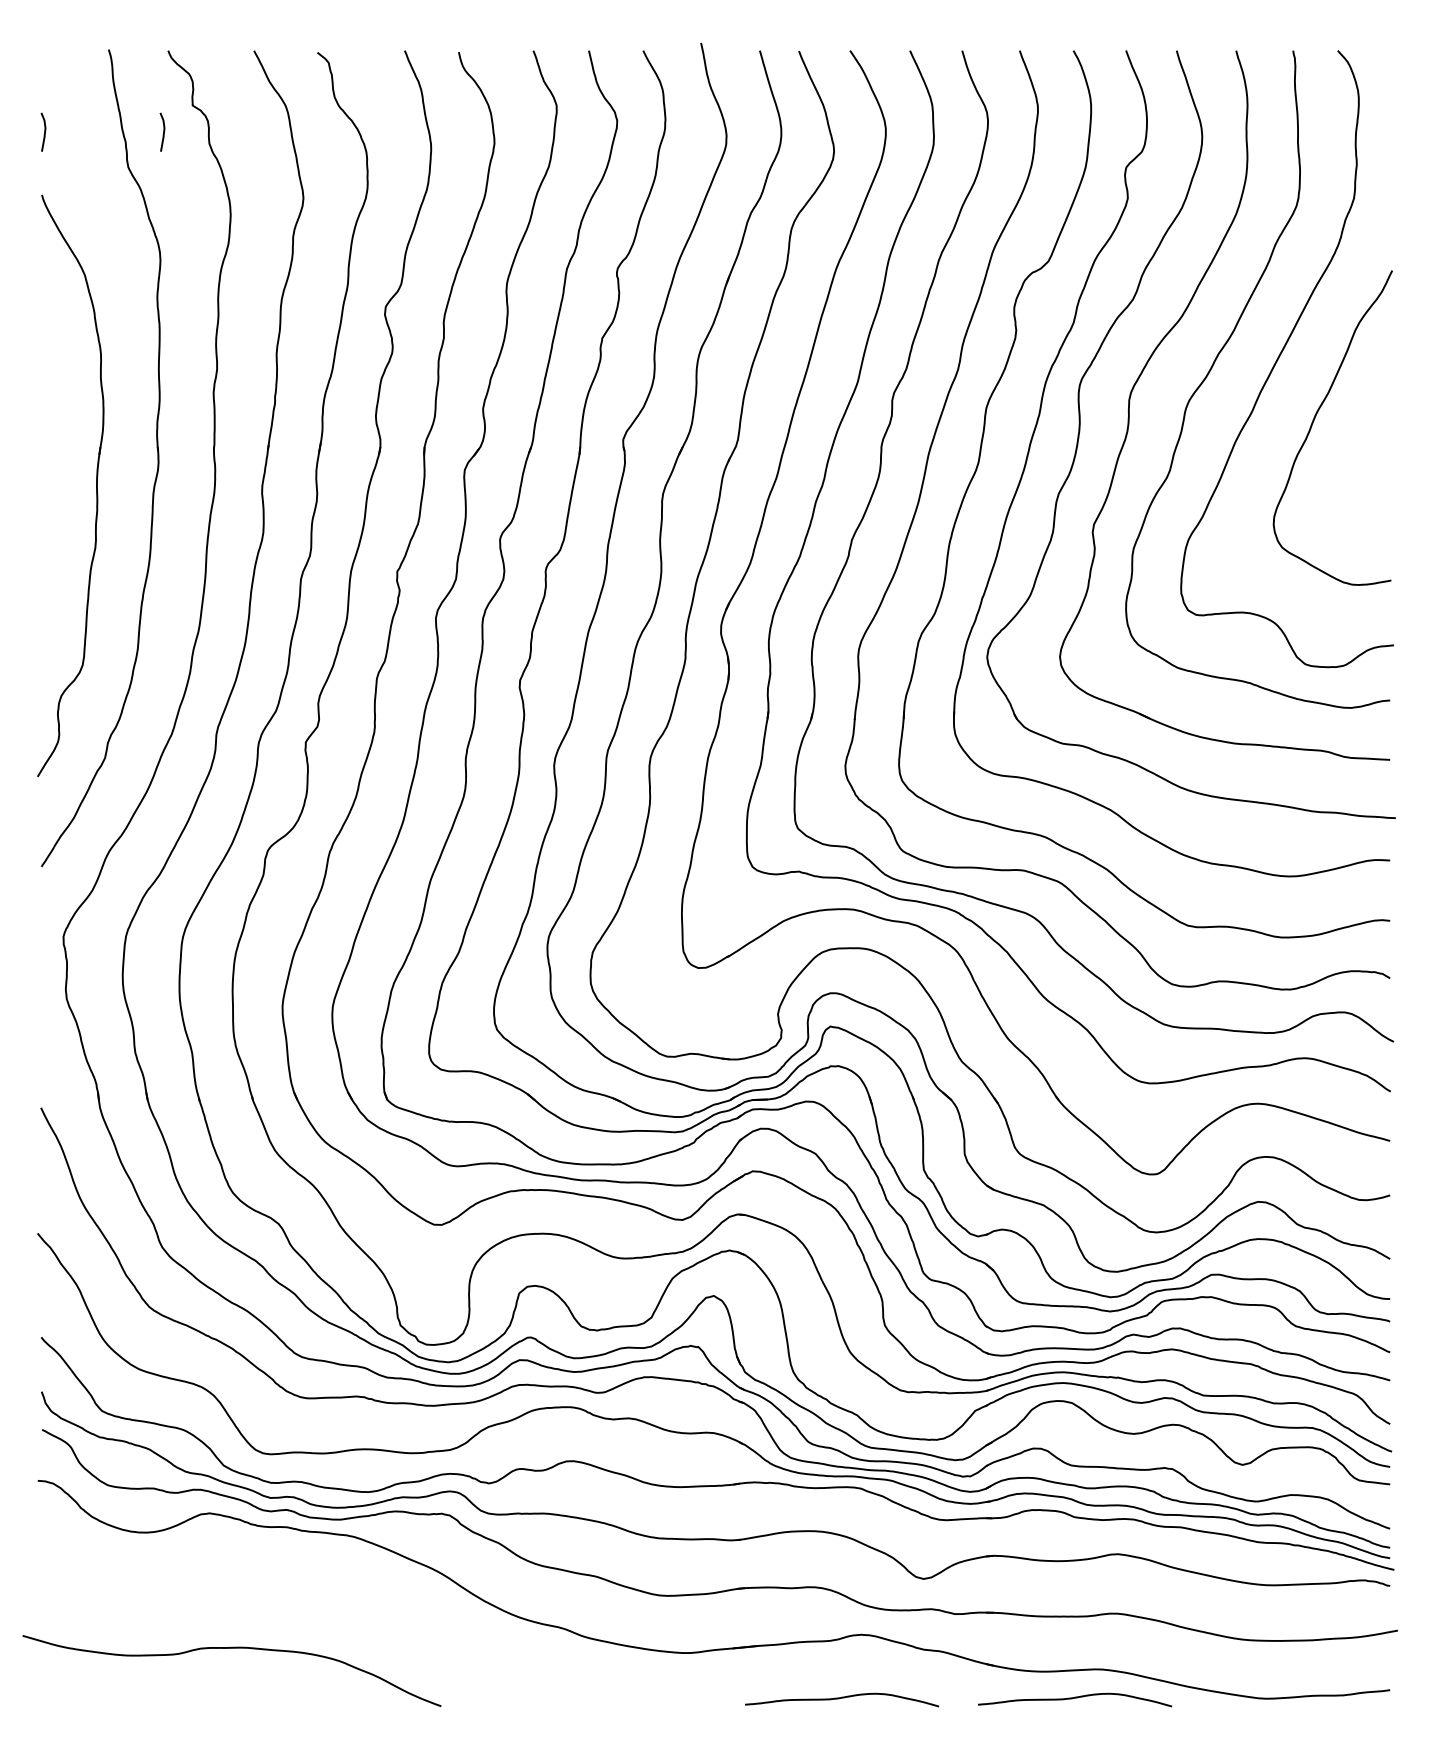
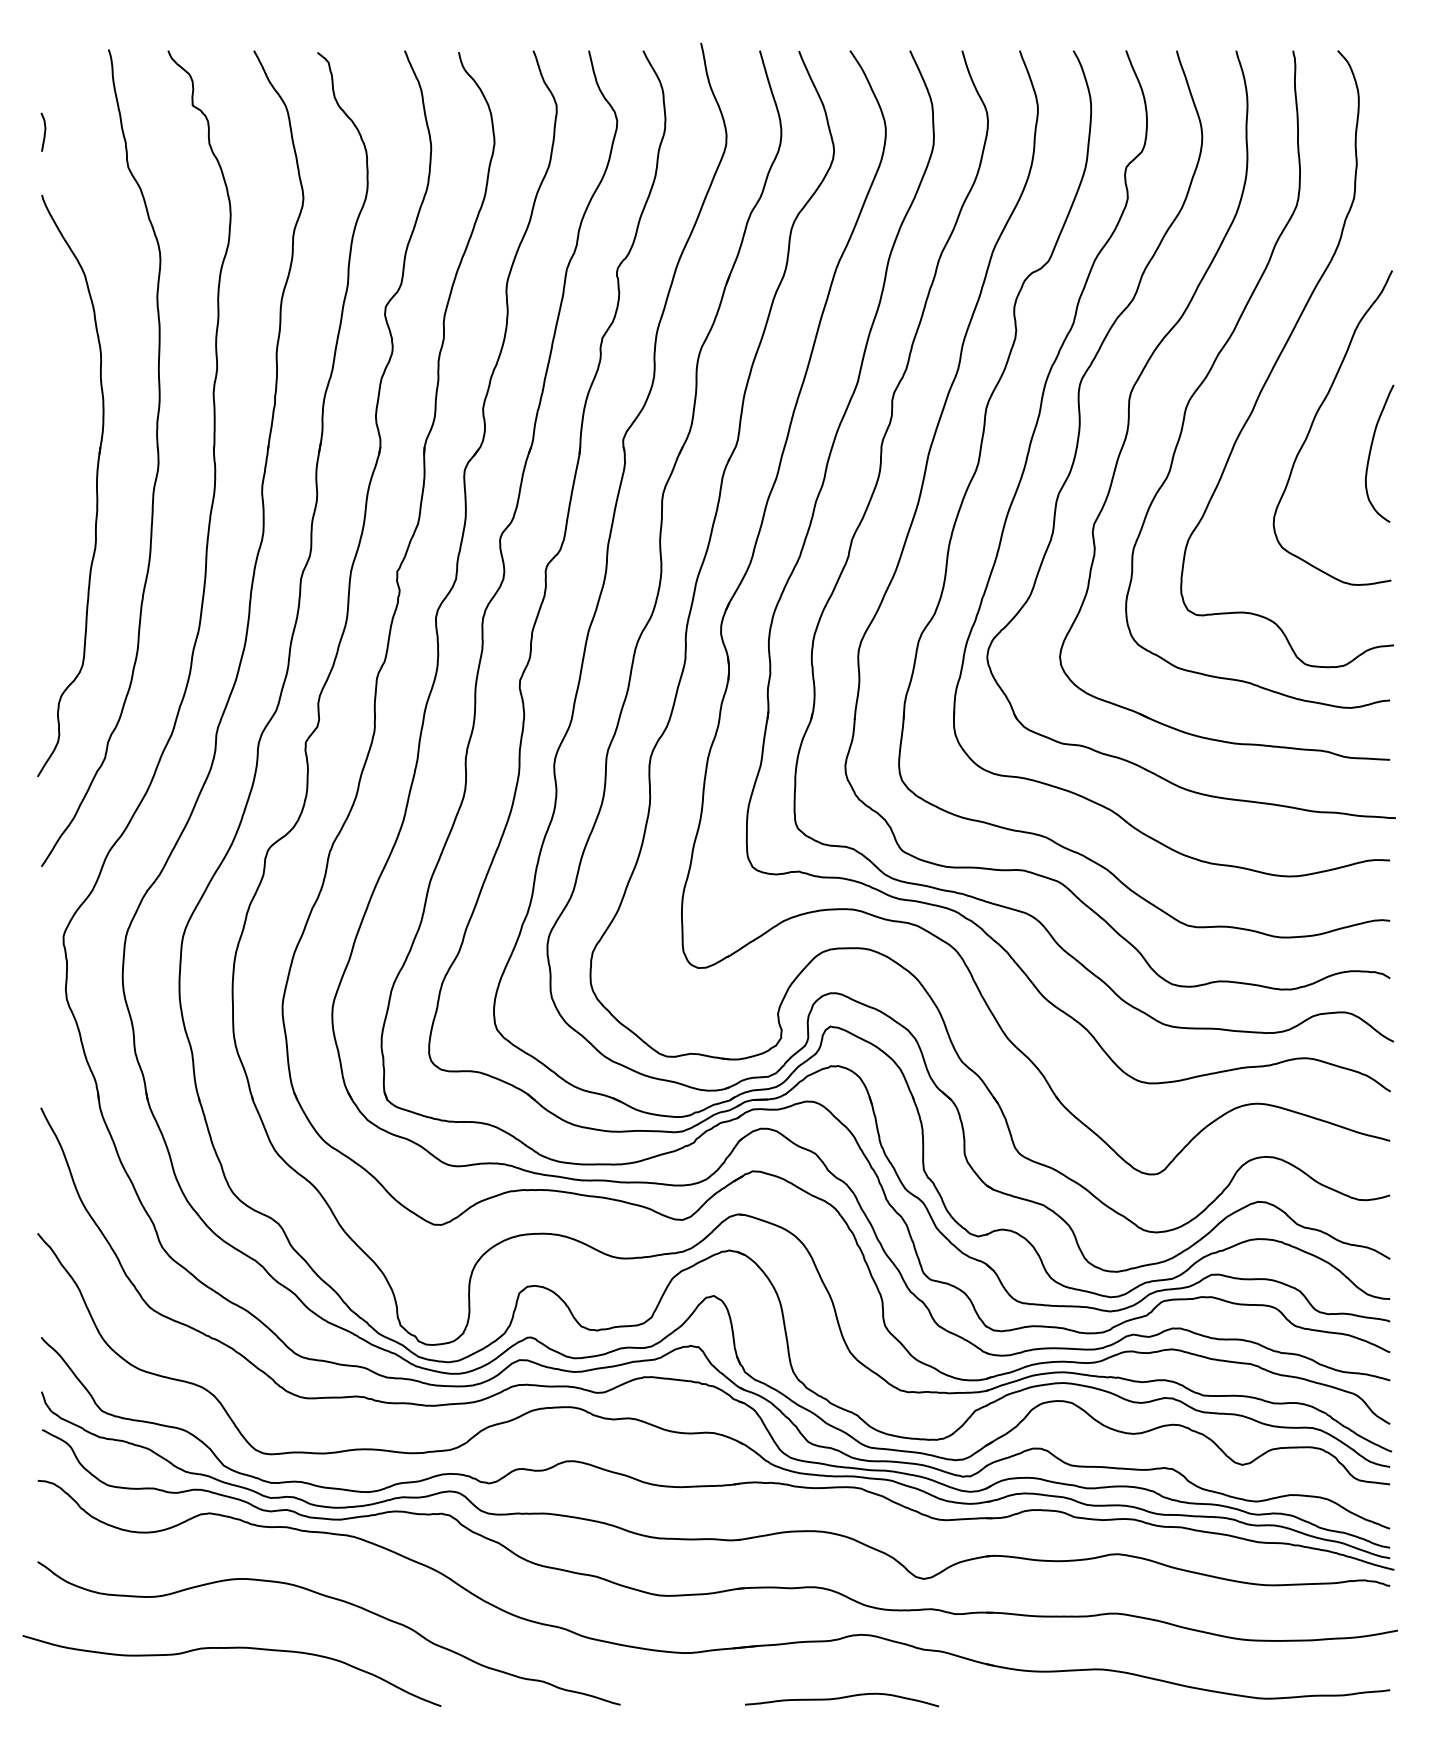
curve: present -> none (163, 131)
curve: none -> present (1371, 451)
curve: none -> present (340, 1601)
curve: present -> none (1075, 1698)
